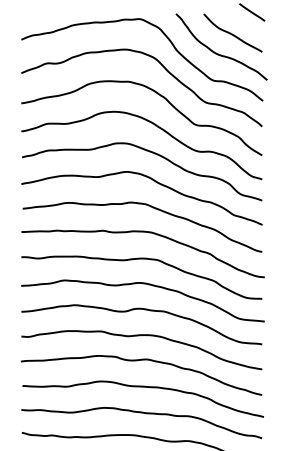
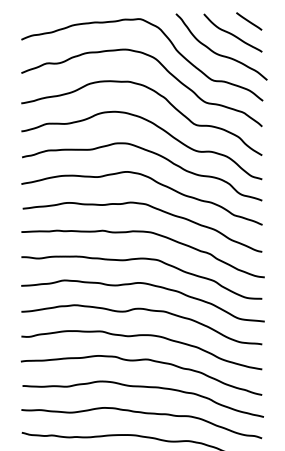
line position: (252, 12) -> (249, 21) (249, 21)
